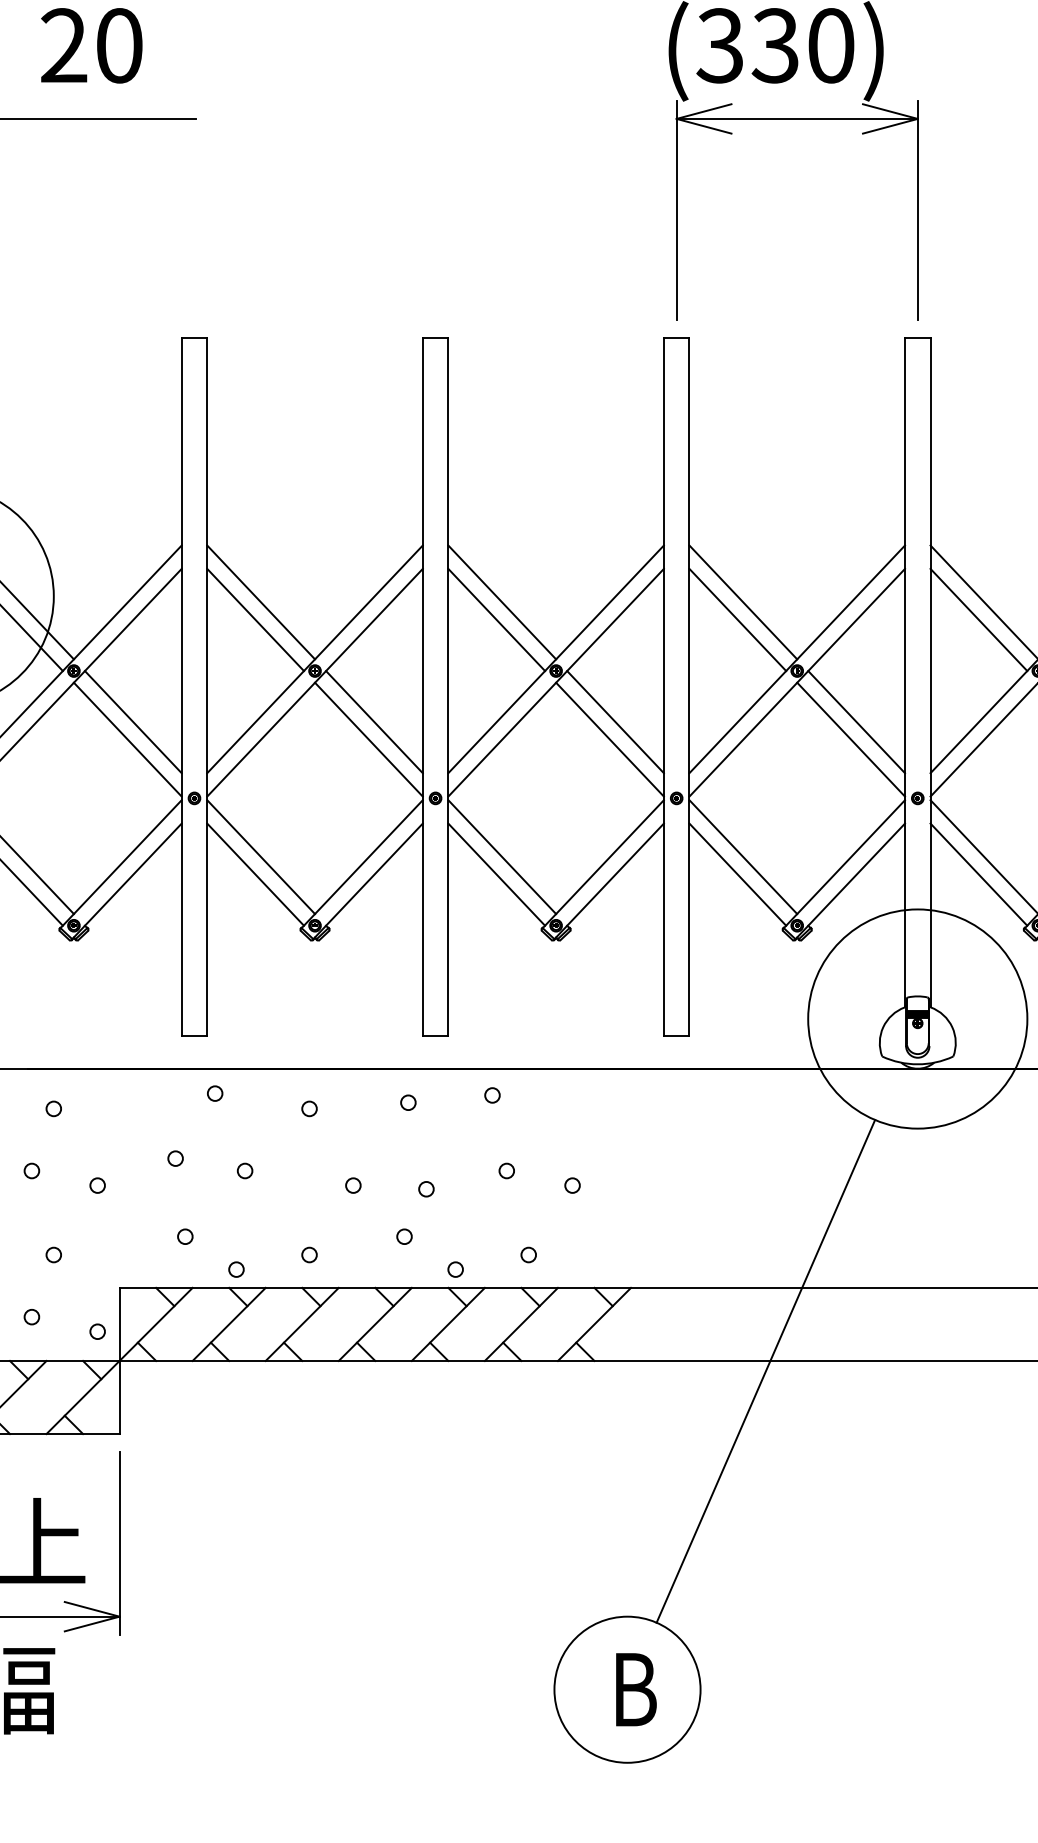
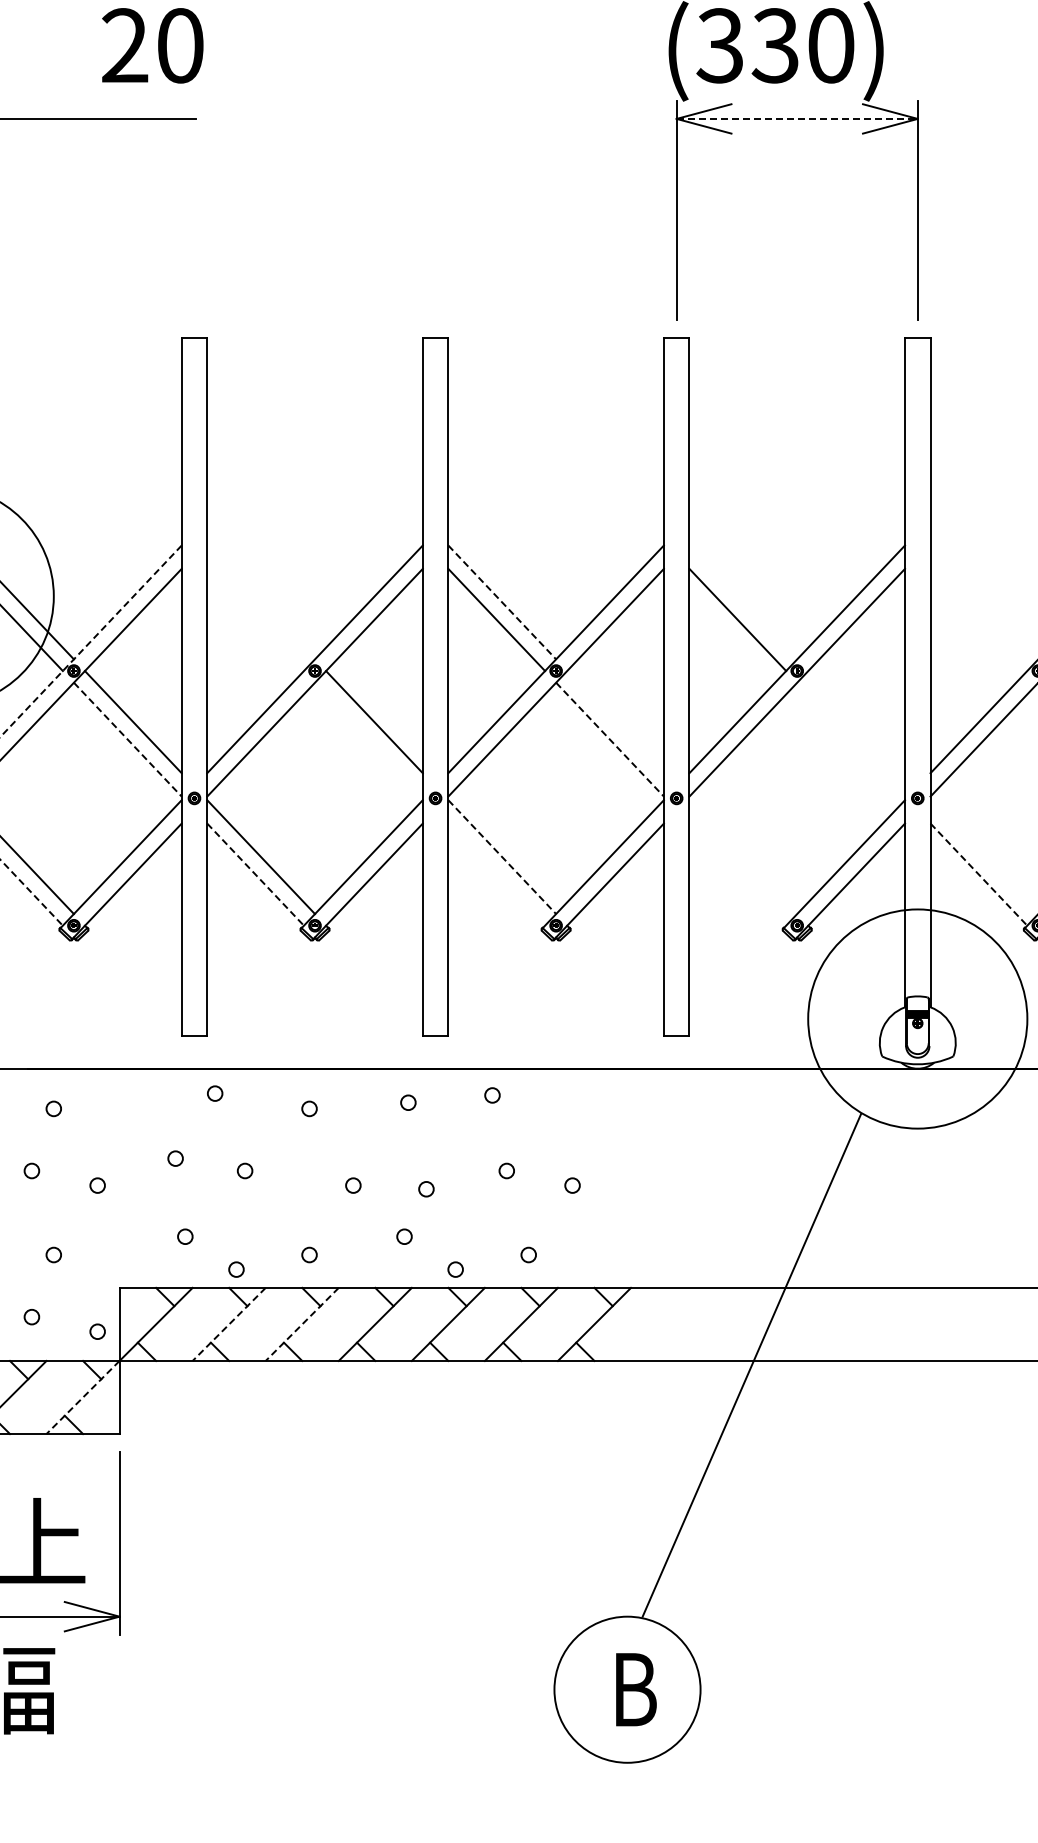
text position: (91, 45) -> (152, 45) (152, 45)
line: solid -> dashed (797, 118)
line: present -> none (982, 600)
line: present -> none (261, 602)
line: solid -> dashed (502, 602)
line: present -> none (743, 602)
line: present -> none (255, 619)
line: present -> none (978, 619)
line: solid -> dashed (91, 641)
line: present -> none (615, 722)
line: present -> none (856, 722)
line: present -> none (368, 739)
line: present -> none (851, 739)
line: solid -> dashed (128, 740)
line: solid -> dashed (610, 740)
line: present -> none (982, 855)
line: solid -> dashed (502, 857)
line: present -> none (743, 857)
line: present -> none (496, 874)
line: present -> none (737, 874)
line: solid -> dashed (255, 875)
line: solid -> dashed (979, 875)
line: solid -> dashed (32, 893)
line: solid -> dashed (229, 1324)
line: solid -> dashed (302, 1324)
line position: (765, 1371) -> (751, 1365) (751, 1365)
line: solid -> dashed (83, 1397)
